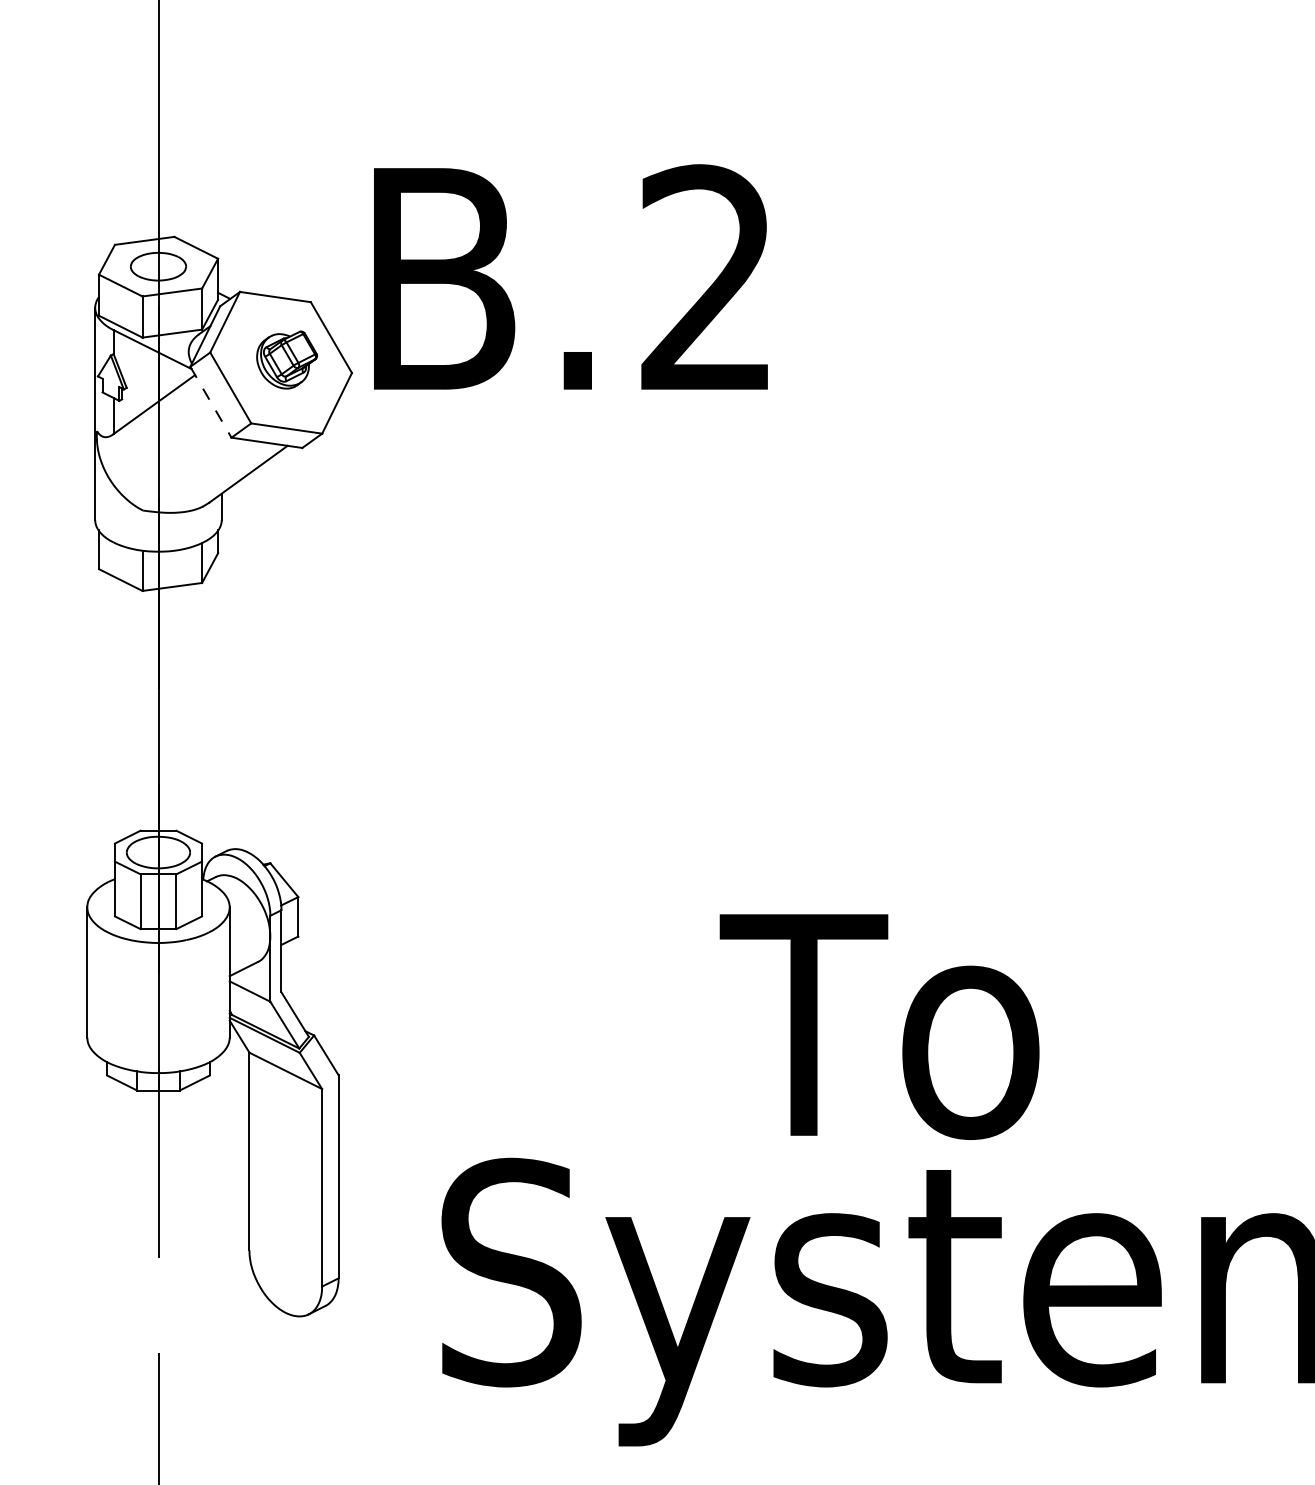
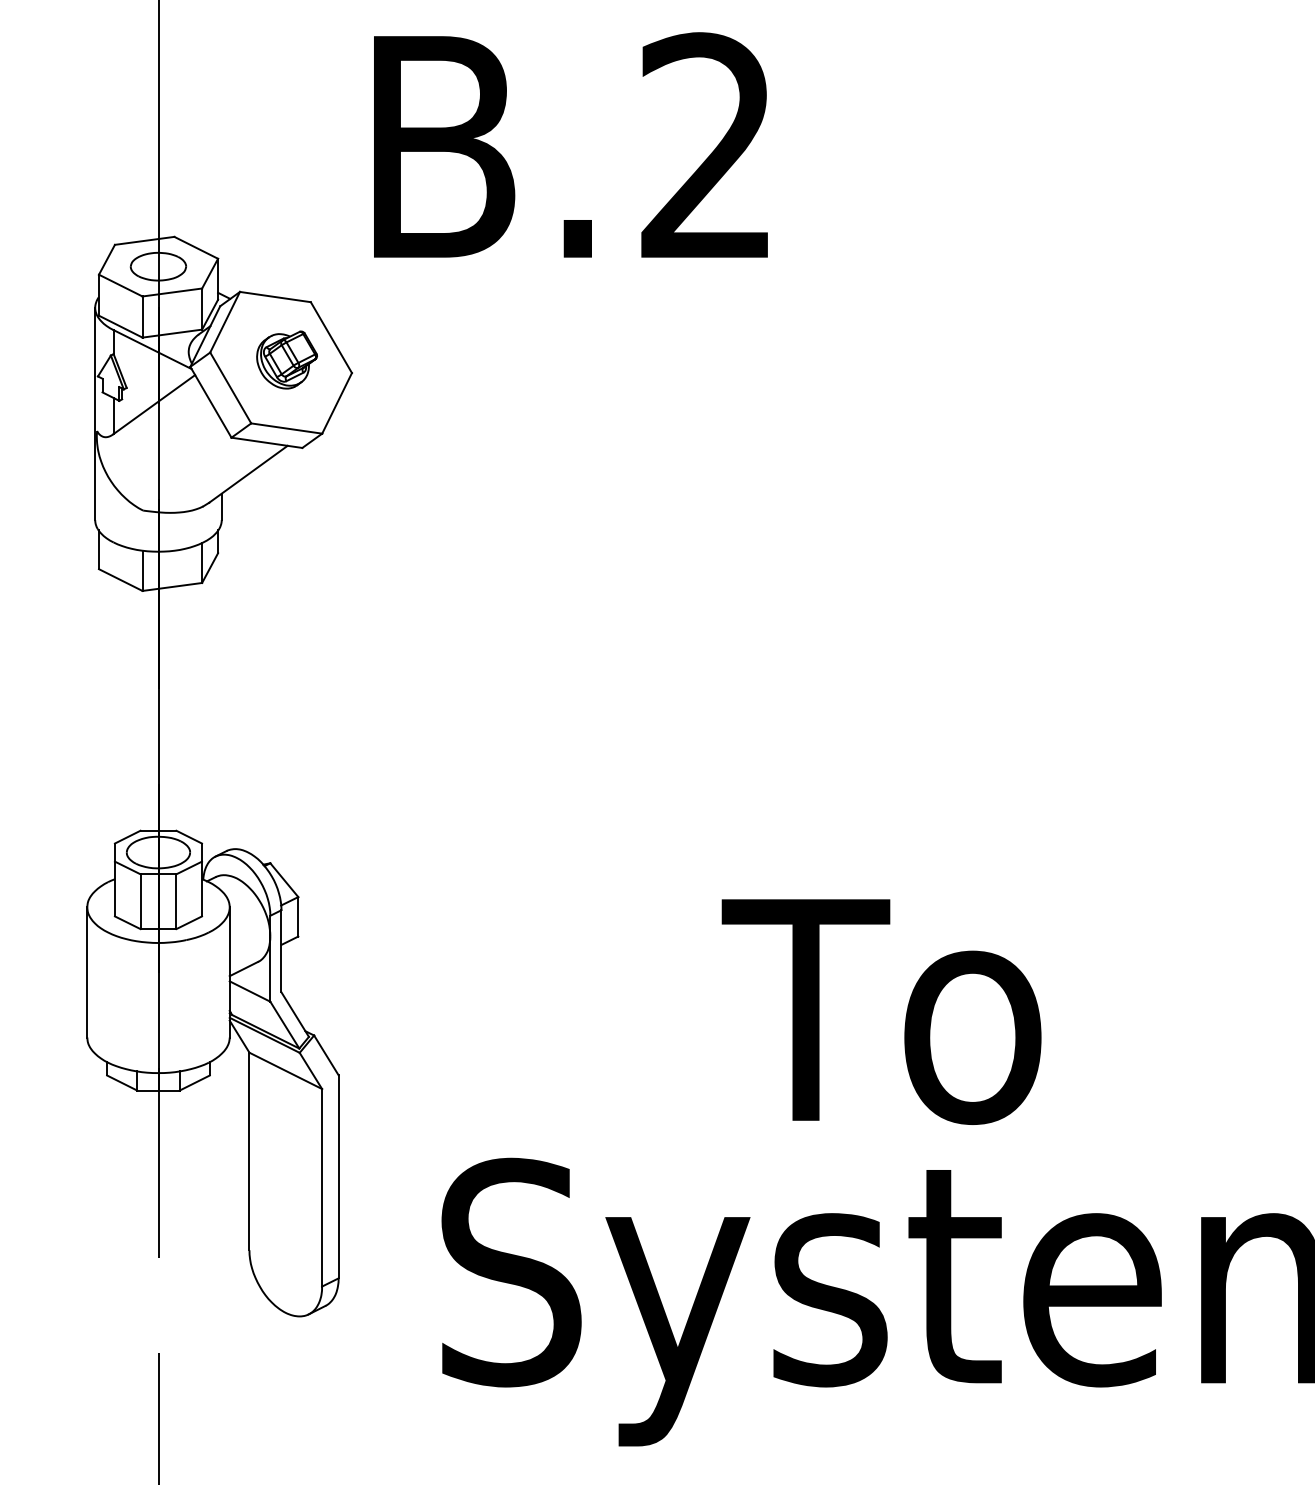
text position: (570, 276) -> (570, 144) (570, 144)
line: dashed -> solid (210, 402)
text position: (879, 1026) -> (881, 1011) (881, 1011)
